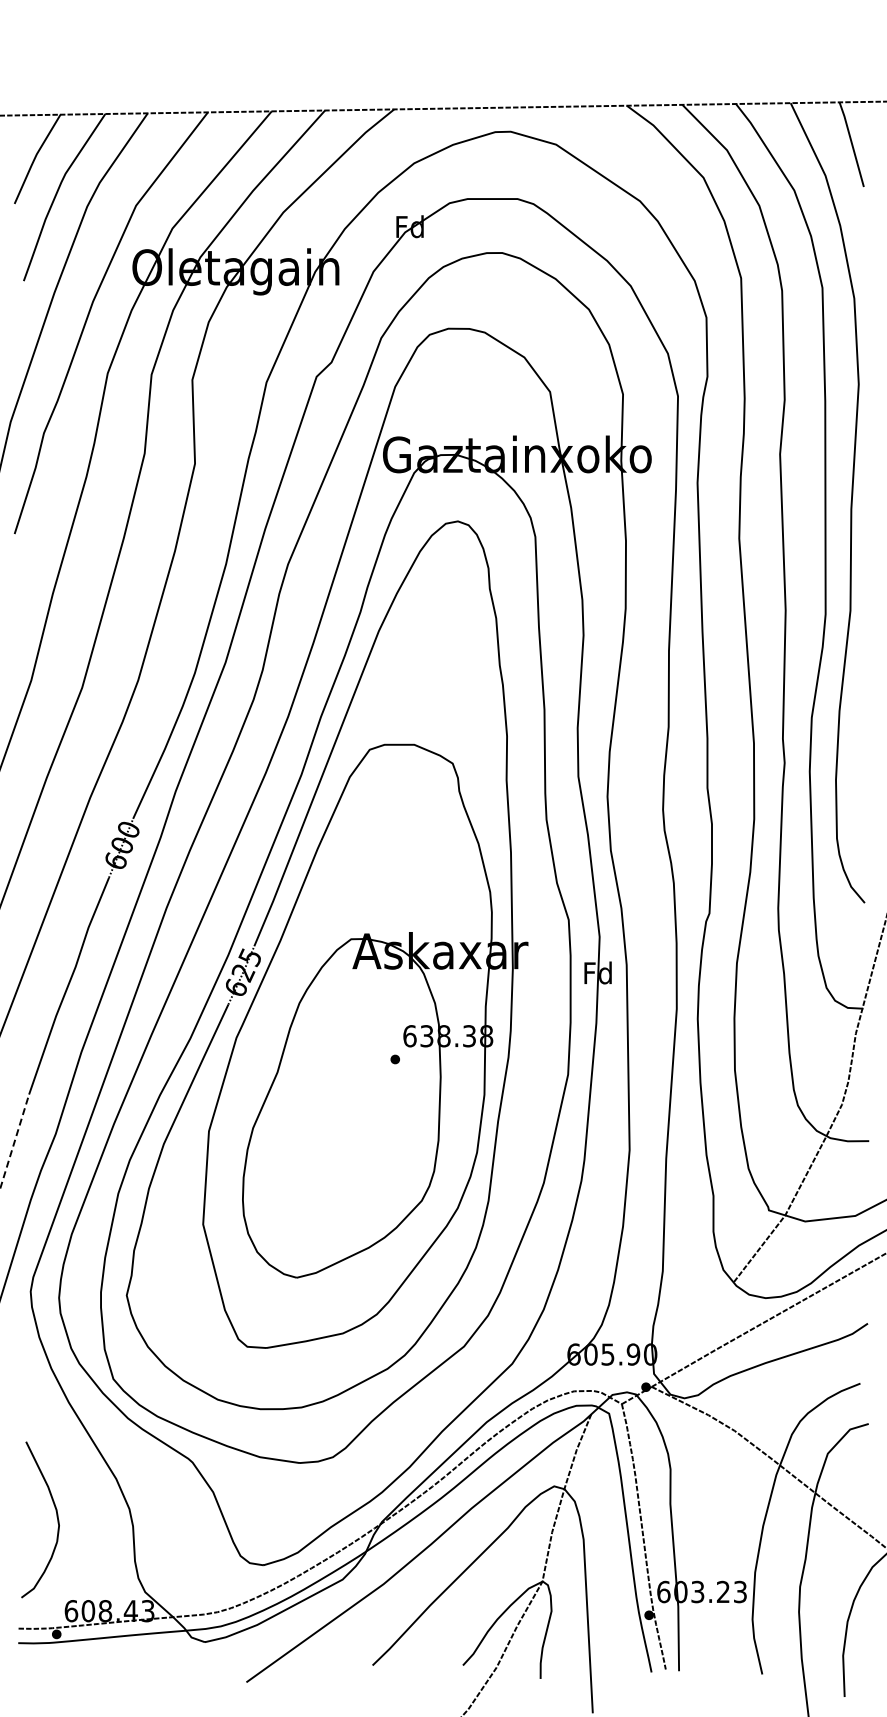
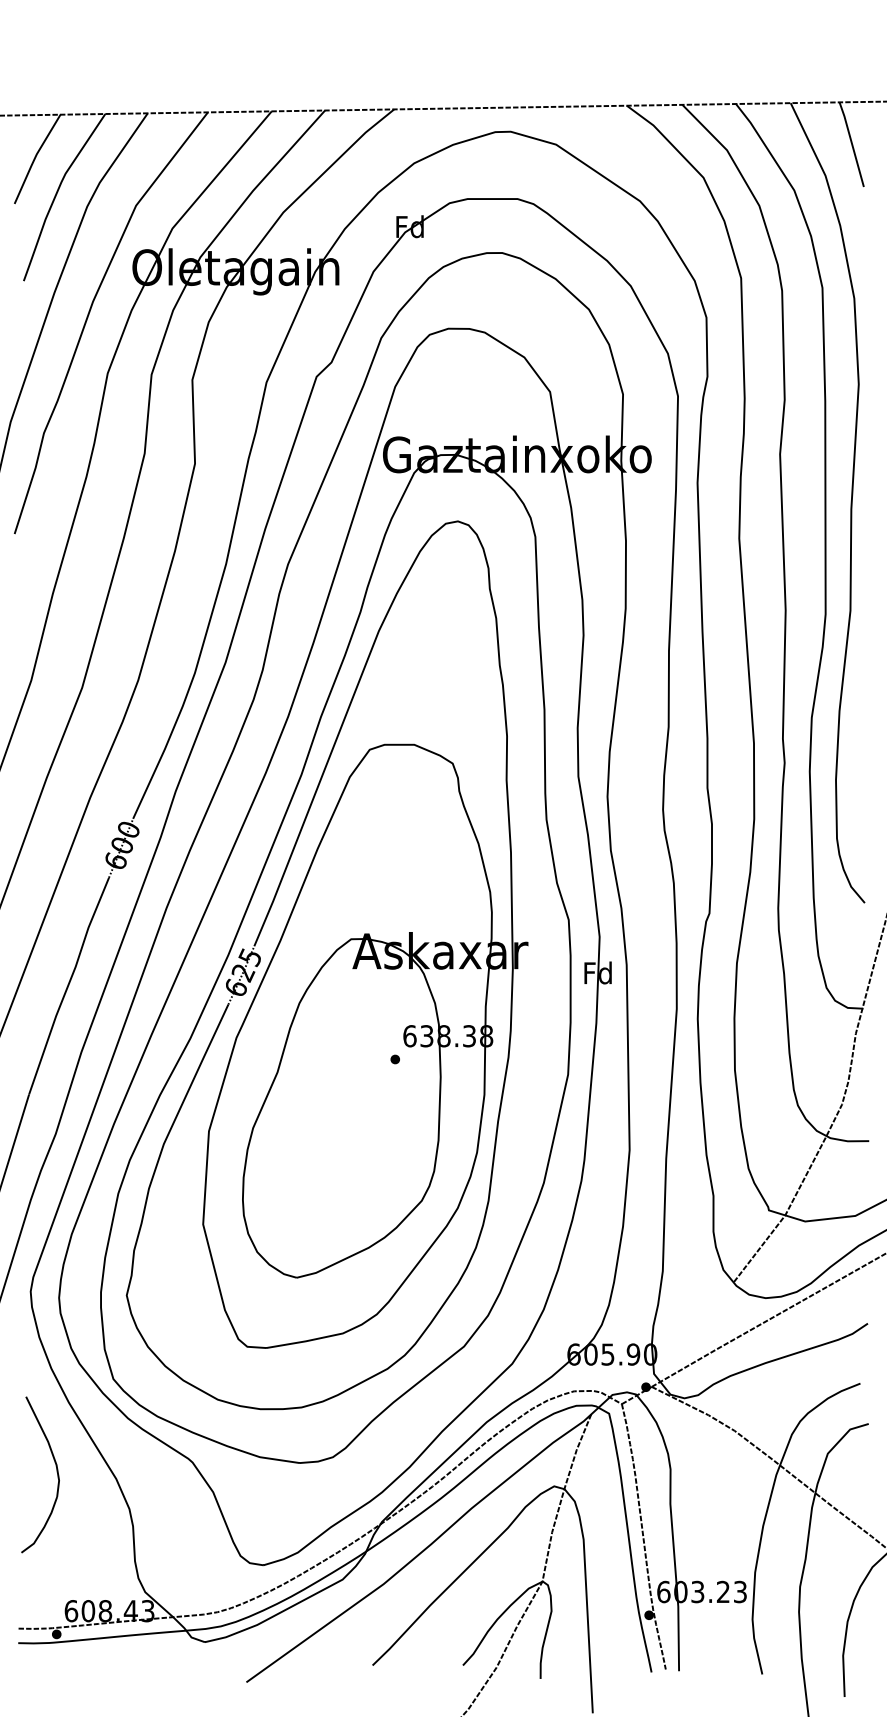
line: dashed -> solid (14, 1141)
part position: (56, 1517) -> (56, 1472) (56, 1472)
